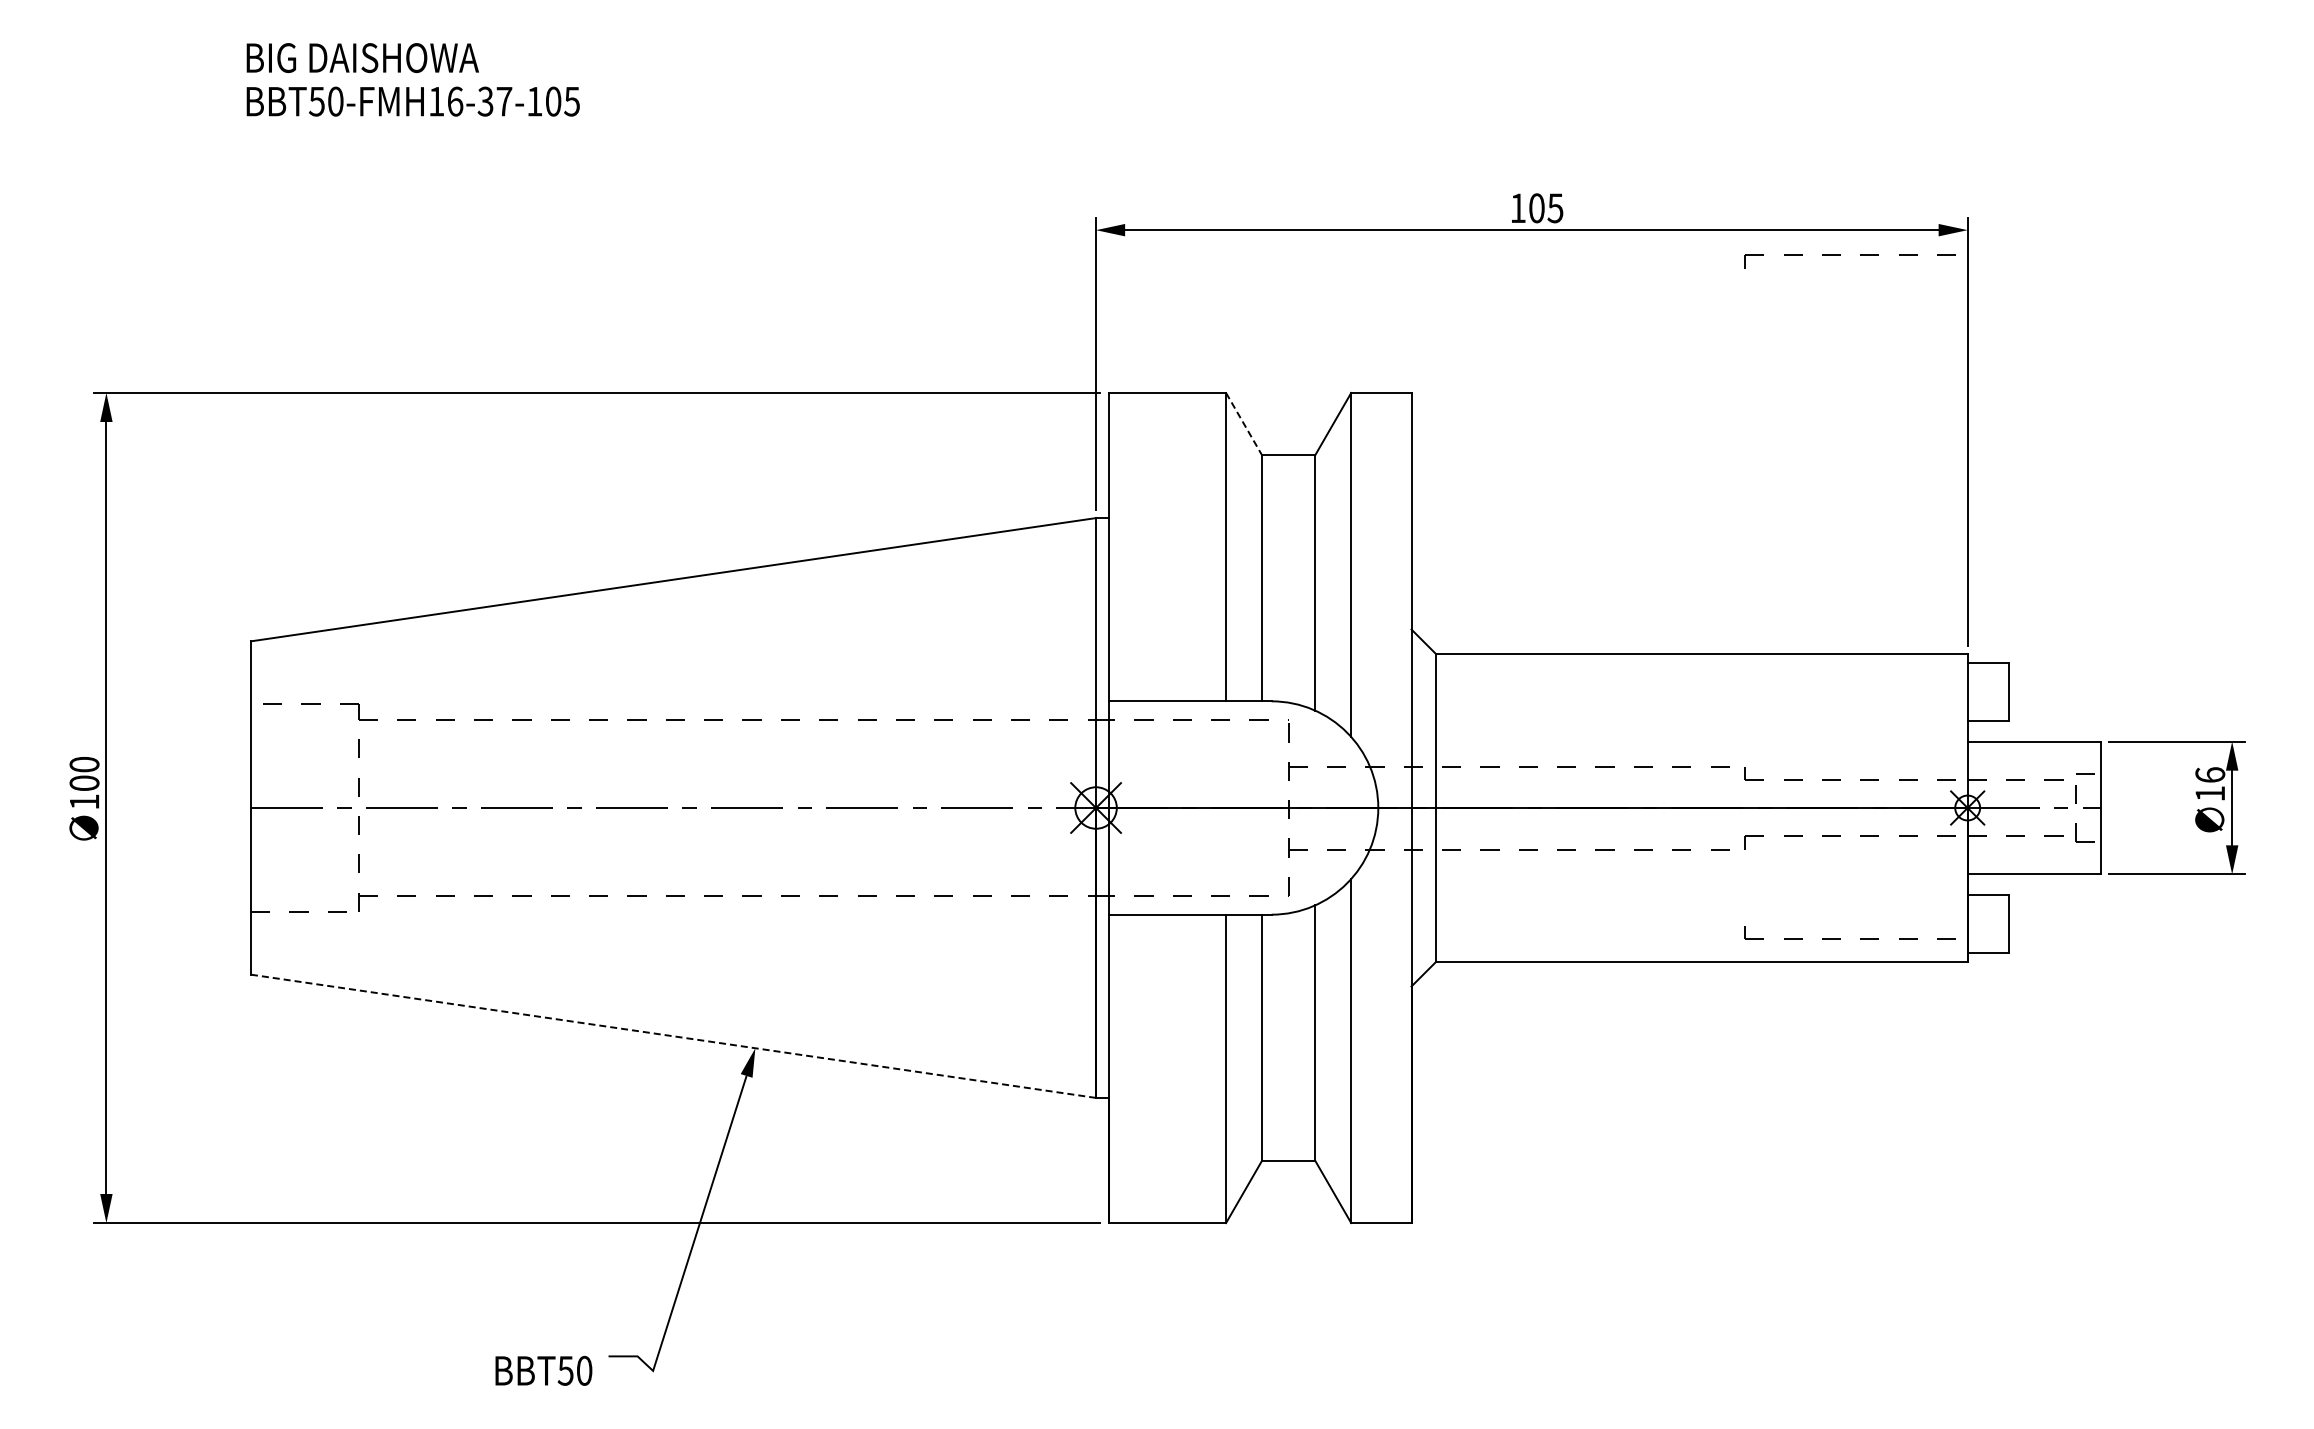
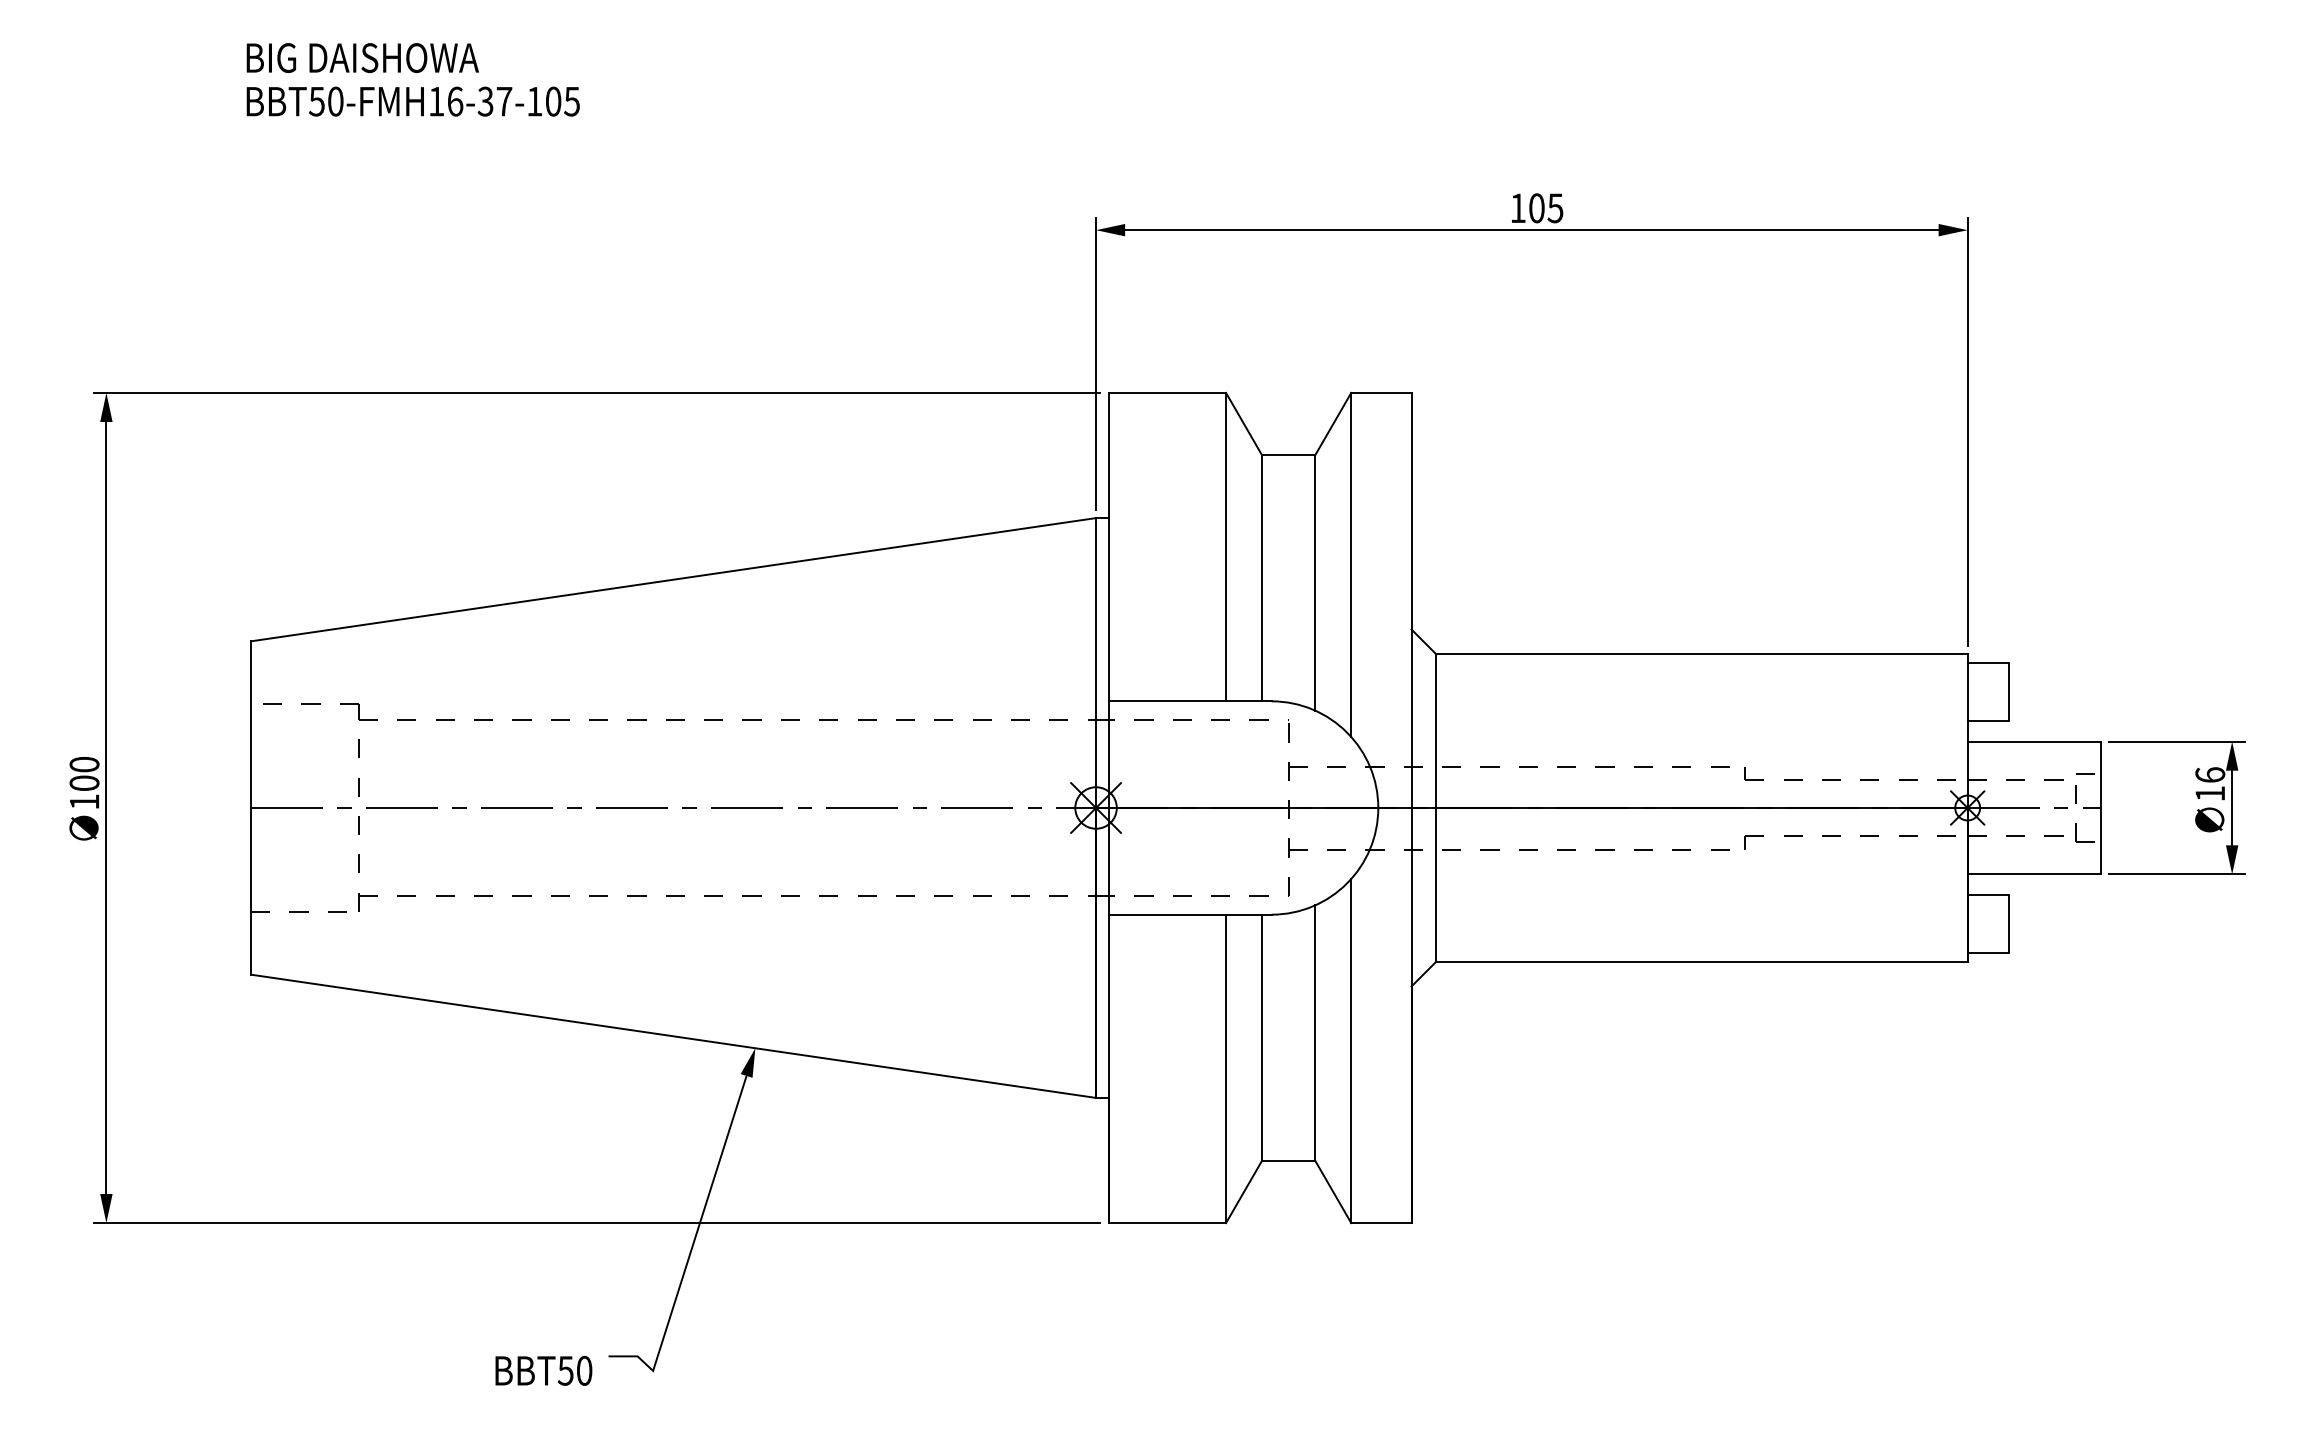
part: present -> none (1840, 255)
line: dashed -> solid (1244, 424)
part: present -> none (1840, 938)
line: dashed -> solid (673, 1036)
